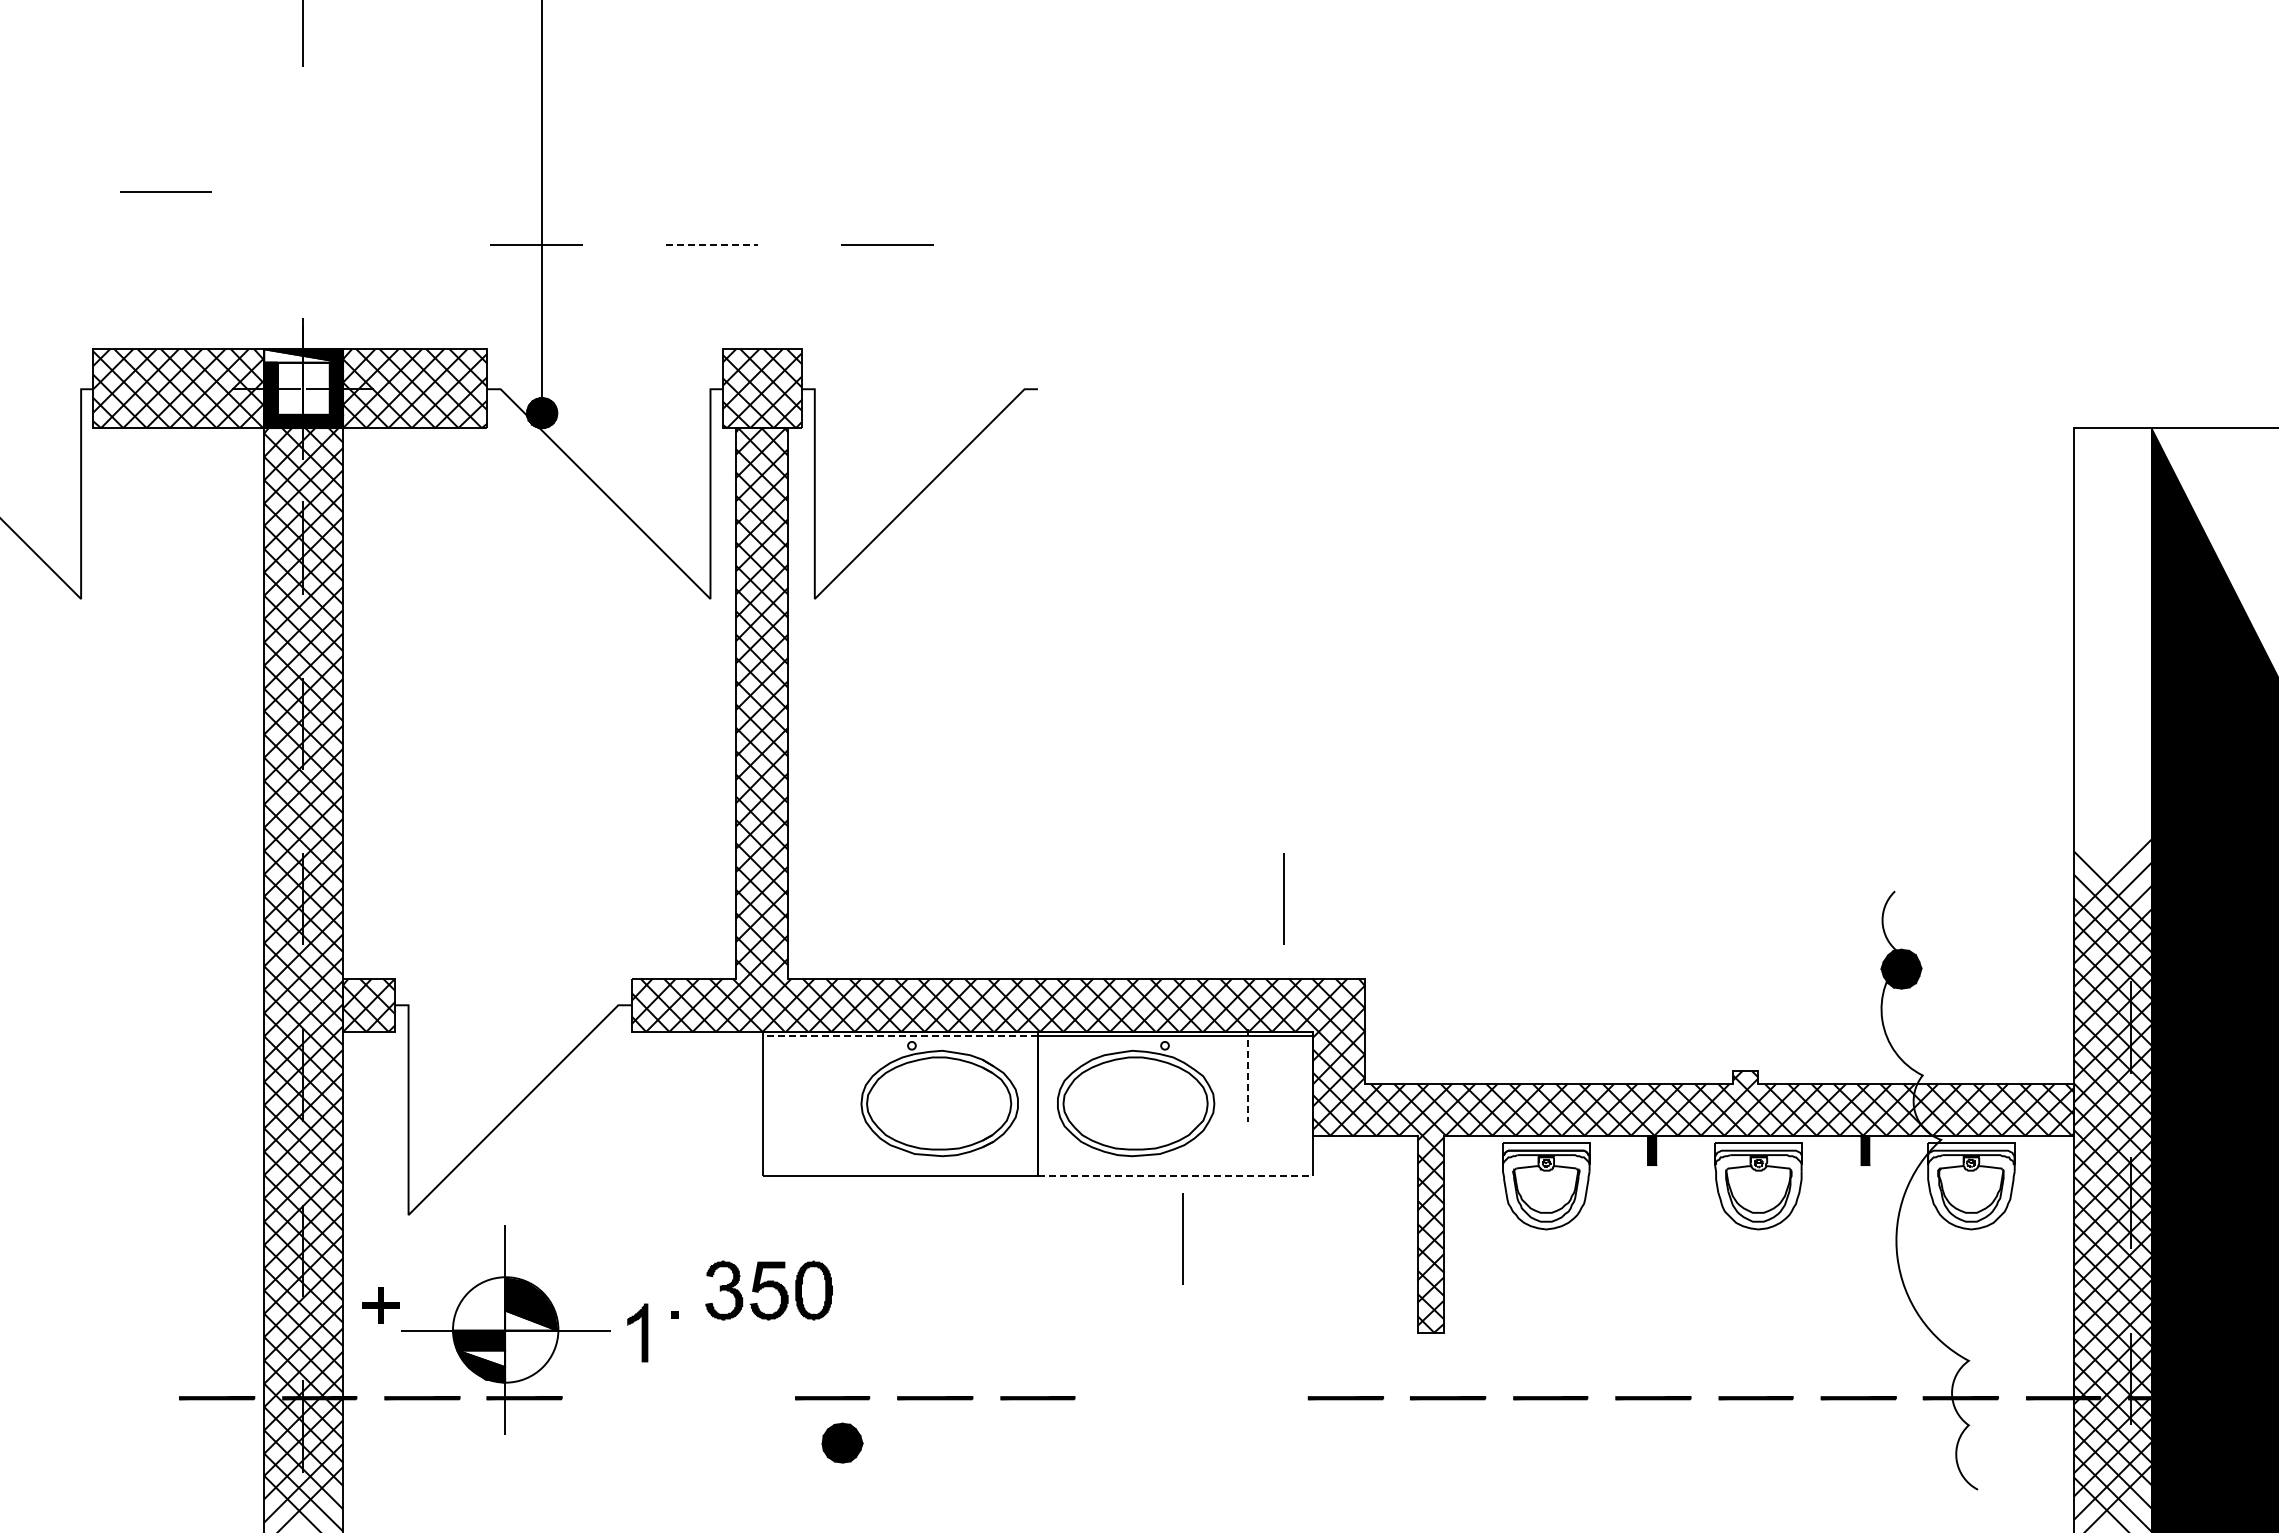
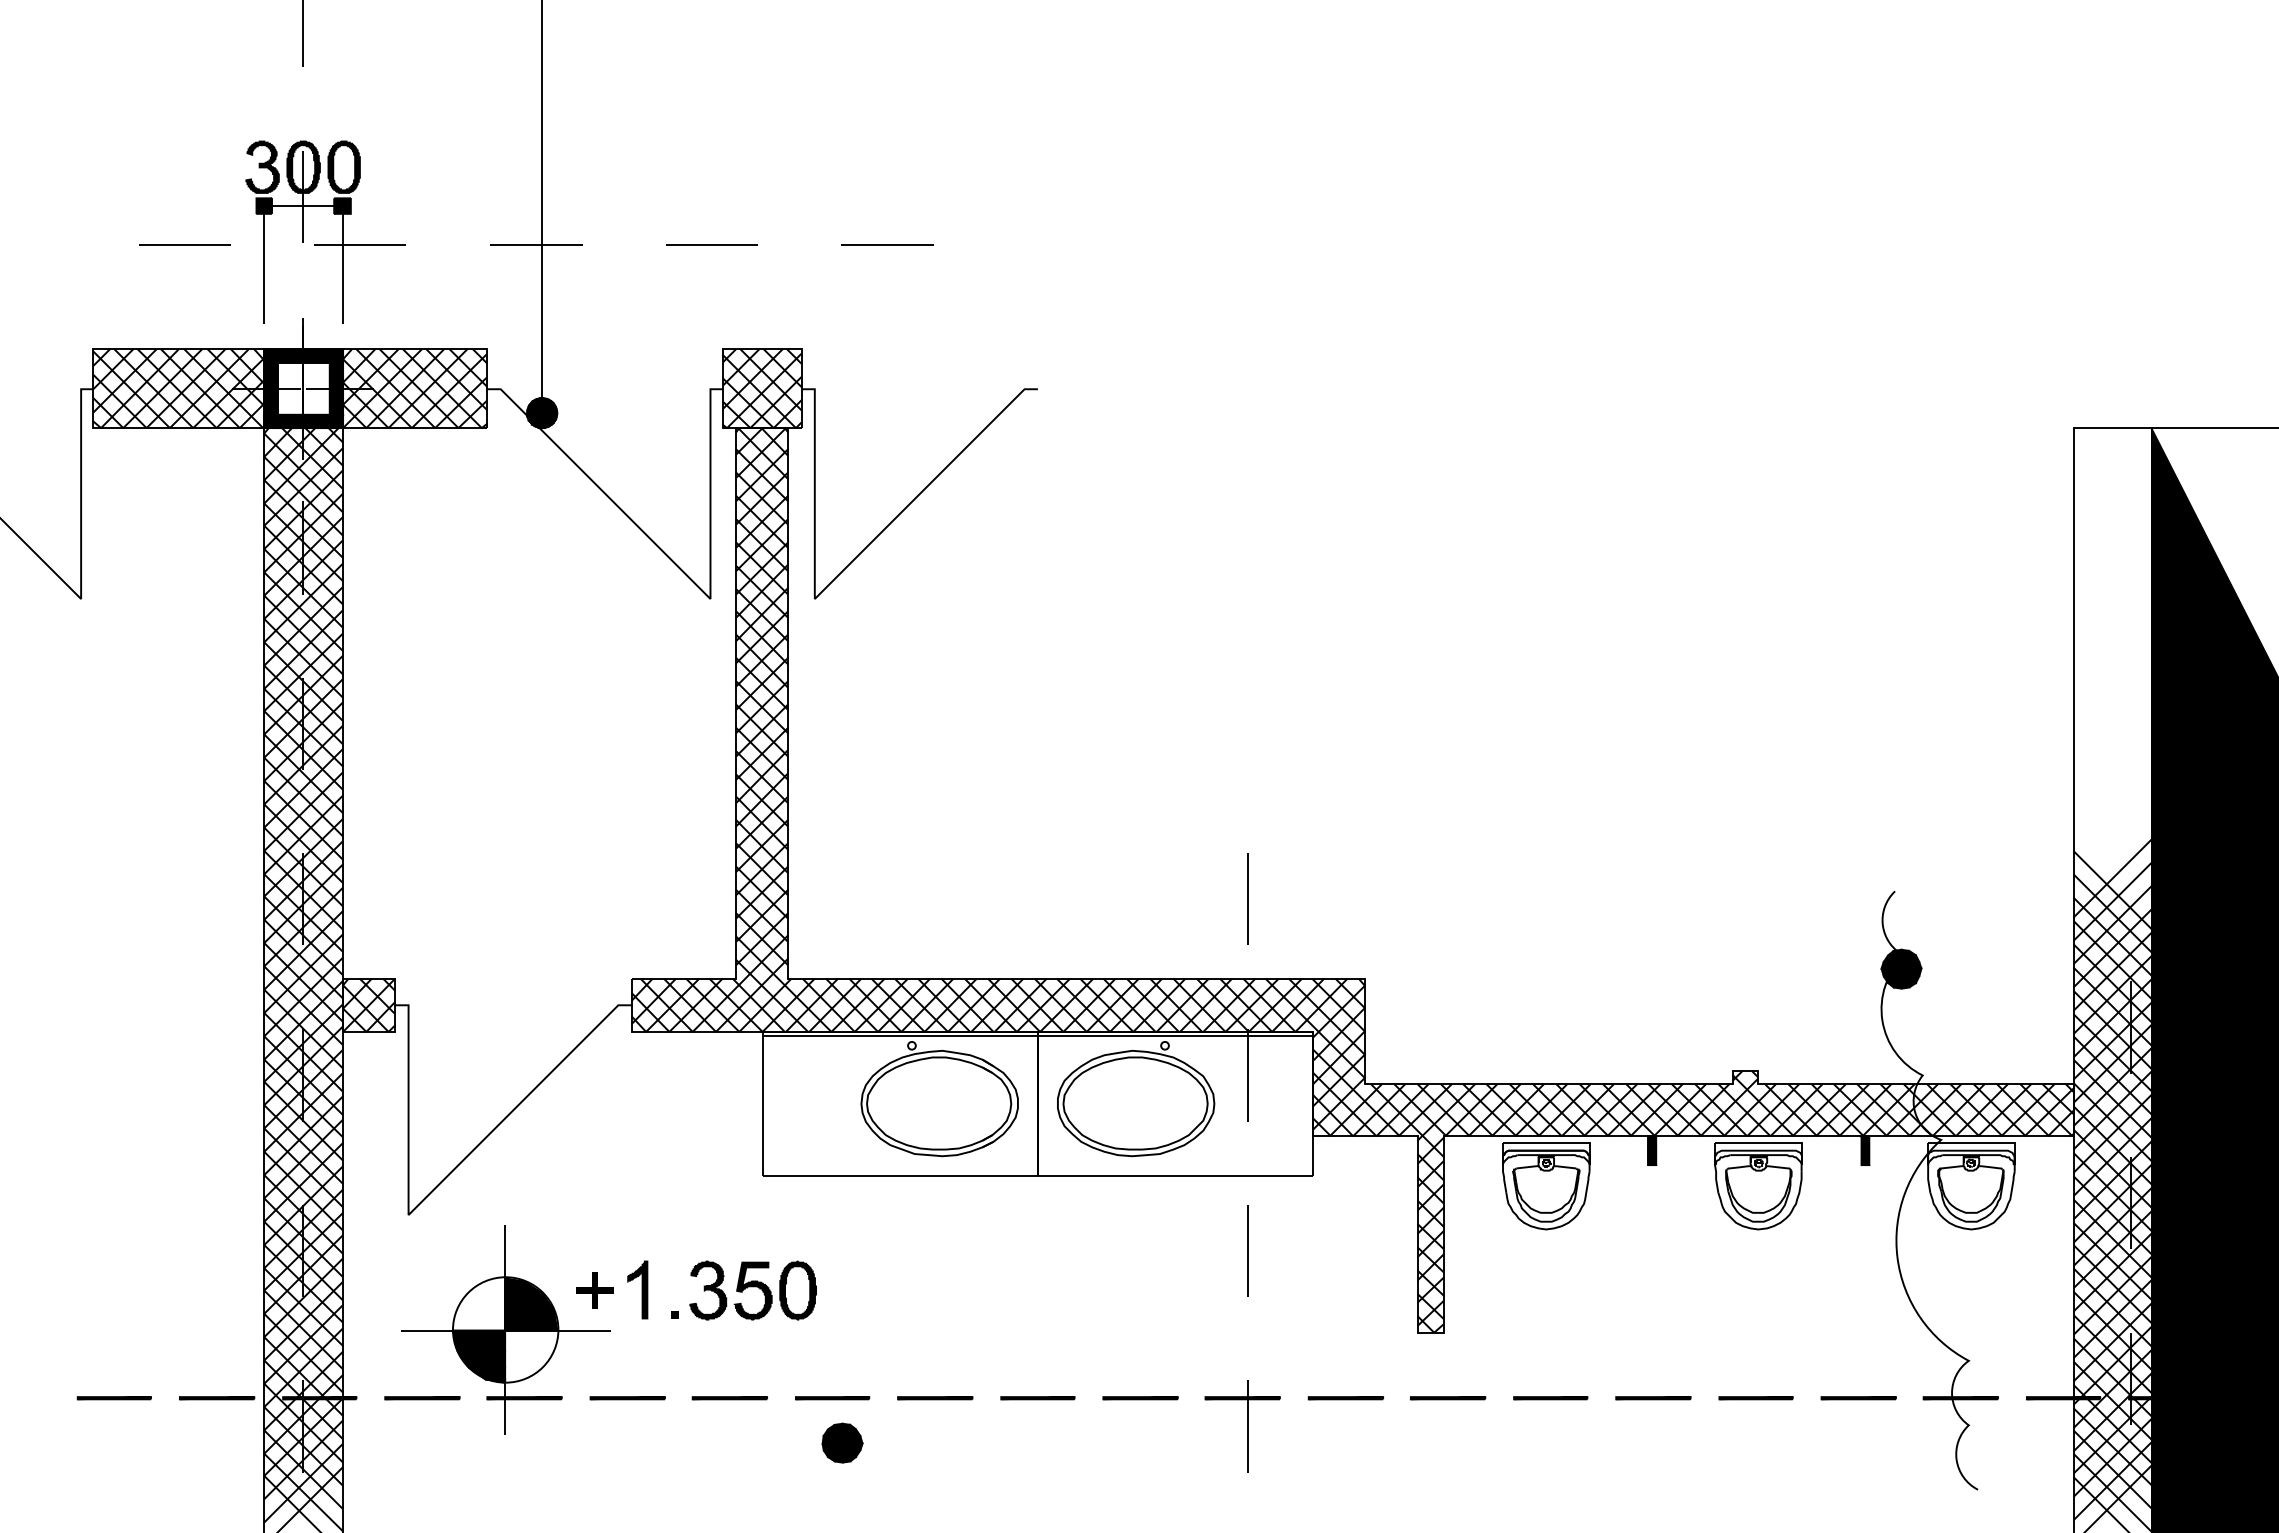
line position: (165, 191) -> (184, 244) (184, 244)
part: none -> present (325, 244)
line: dashed -> solid (712, 244)
fill: none -> present (303, 355)
line position: (1283, 898) -> (1247, 898) (1247, 898)
line: dashed -> solid (900, 1036)
line: dashed -> solid (1247, 1075)
line: dashed -> solid (1175, 1176)
line position: (1182, 1238) -> (1247, 1250) (1247, 1250)
part position: (768, 1290) -> (752, 1290) (752, 1290)
part position: (380, 1305) -> (594, 1290) (594, 1290)
fill: none -> present (531, 1320)
part position: (637, 1332) -> (637, 1289) (637, 1289)
fill: none -> present (481, 1358)
line: none -> present (113, 1398)
line: none -> present (627, 1398)
line: none -> present (729, 1398)
line: none -> present (1140, 1398)
part: none -> present (1242, 1426)
